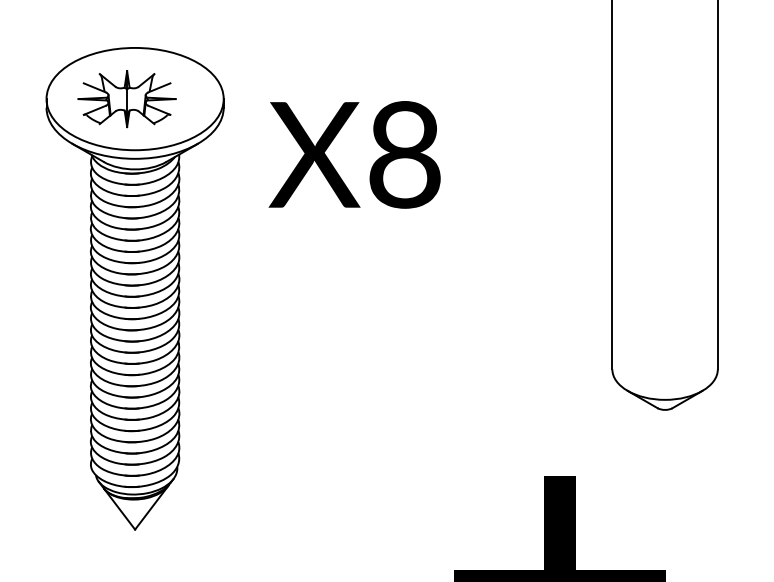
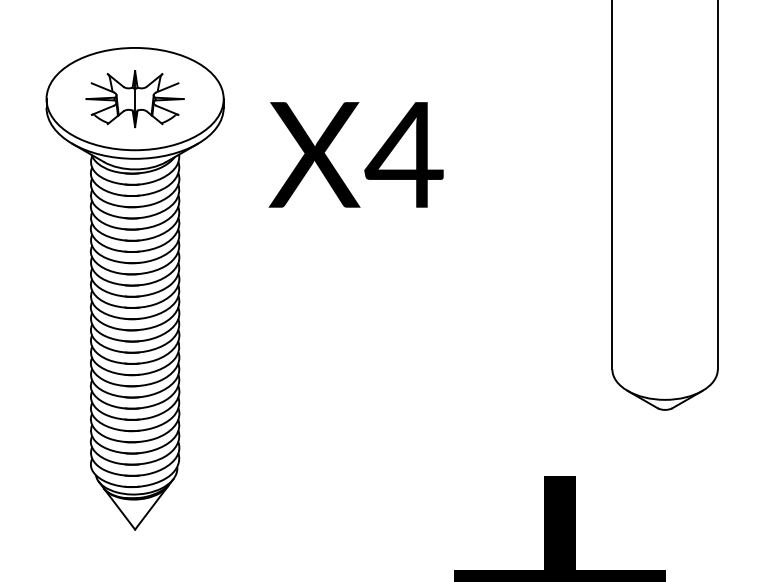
part position: (126, 99) -> (134, 99) (134, 99)
text: X8 -> X4 (403, 154)
